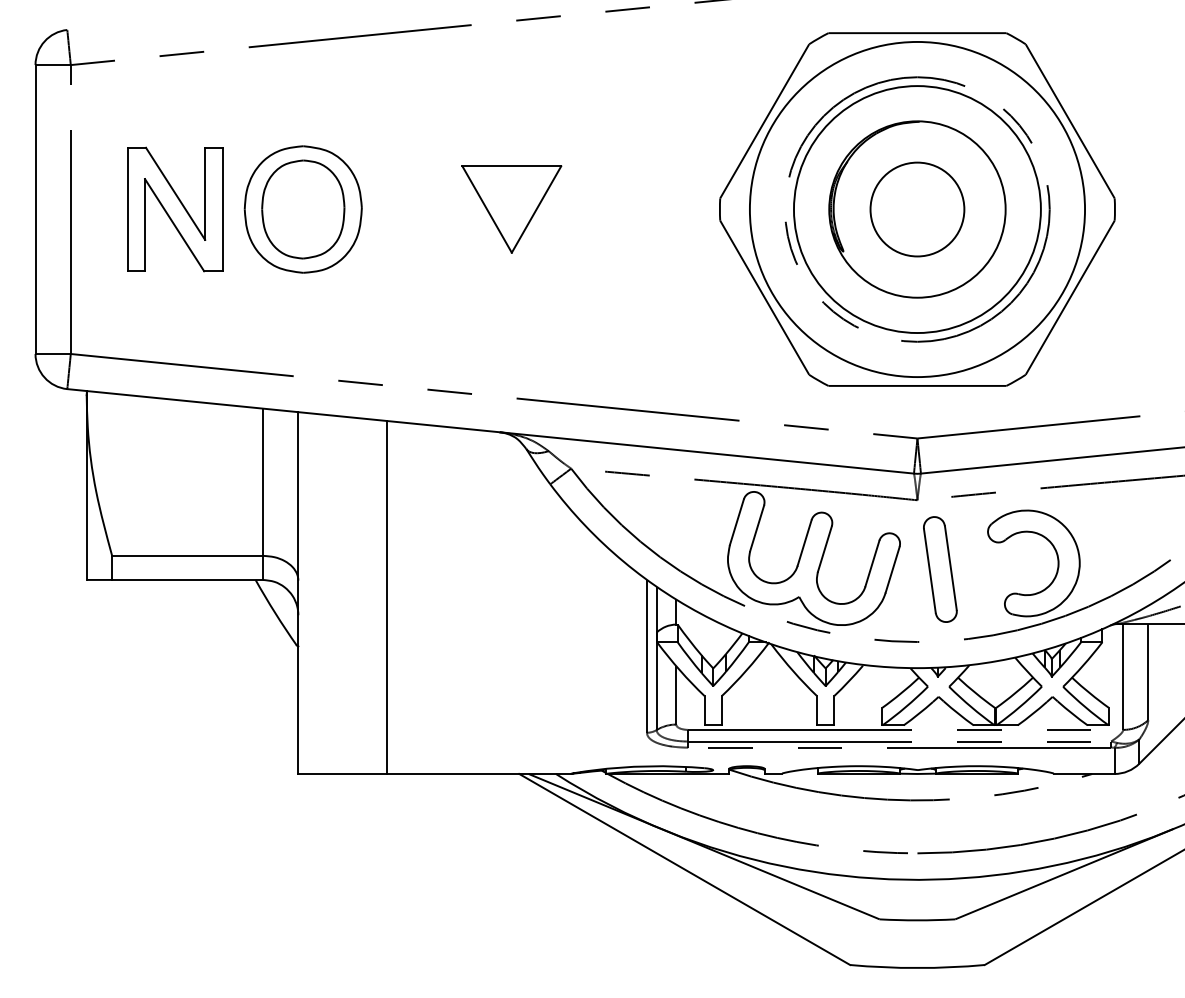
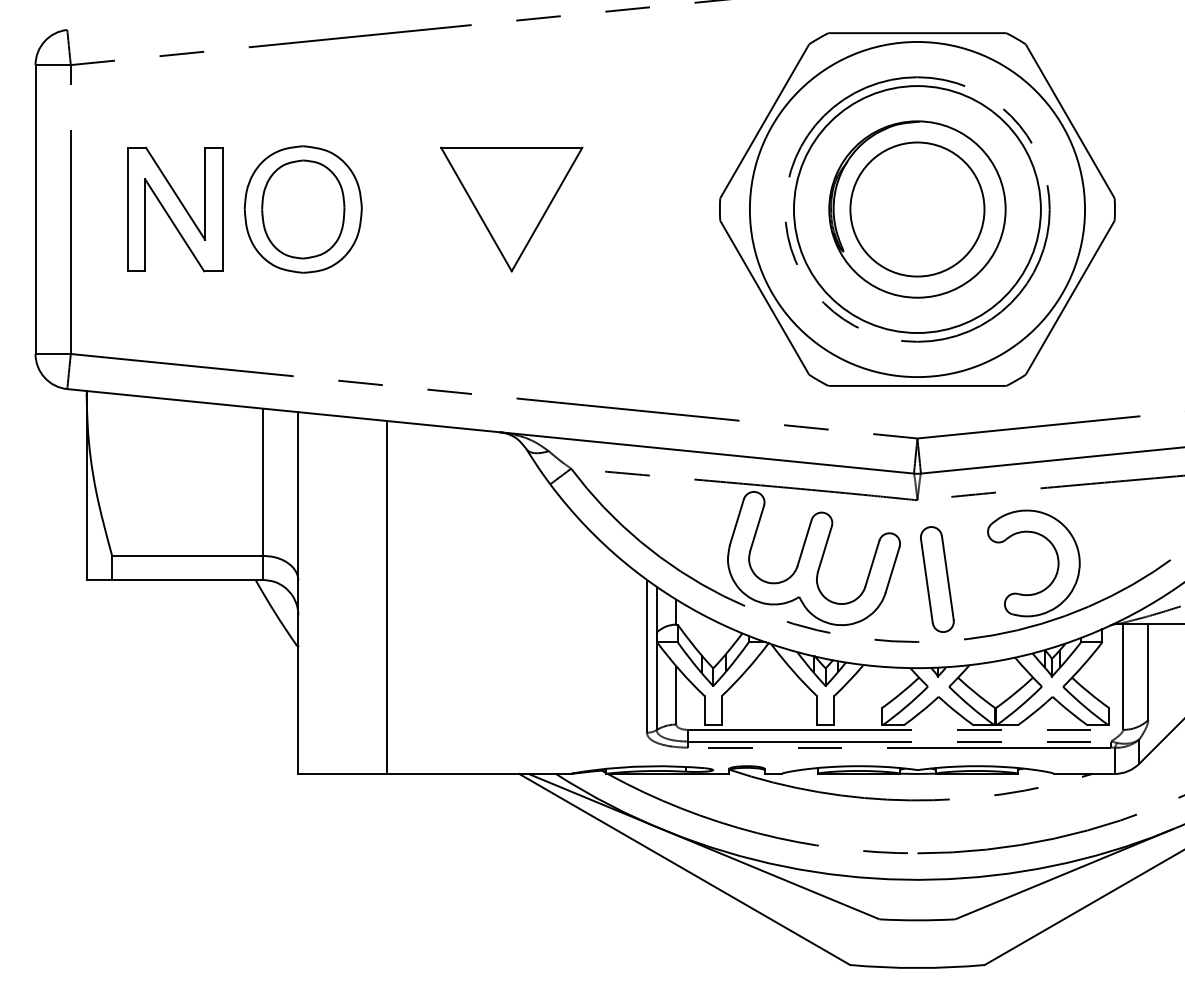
part size: 102x89 px -> 144x127 px (511, 209)
circle diameter: 94 px -> 134 px (917, 209)
part position: (940, 569) -> (937, 579) (937, 579)
